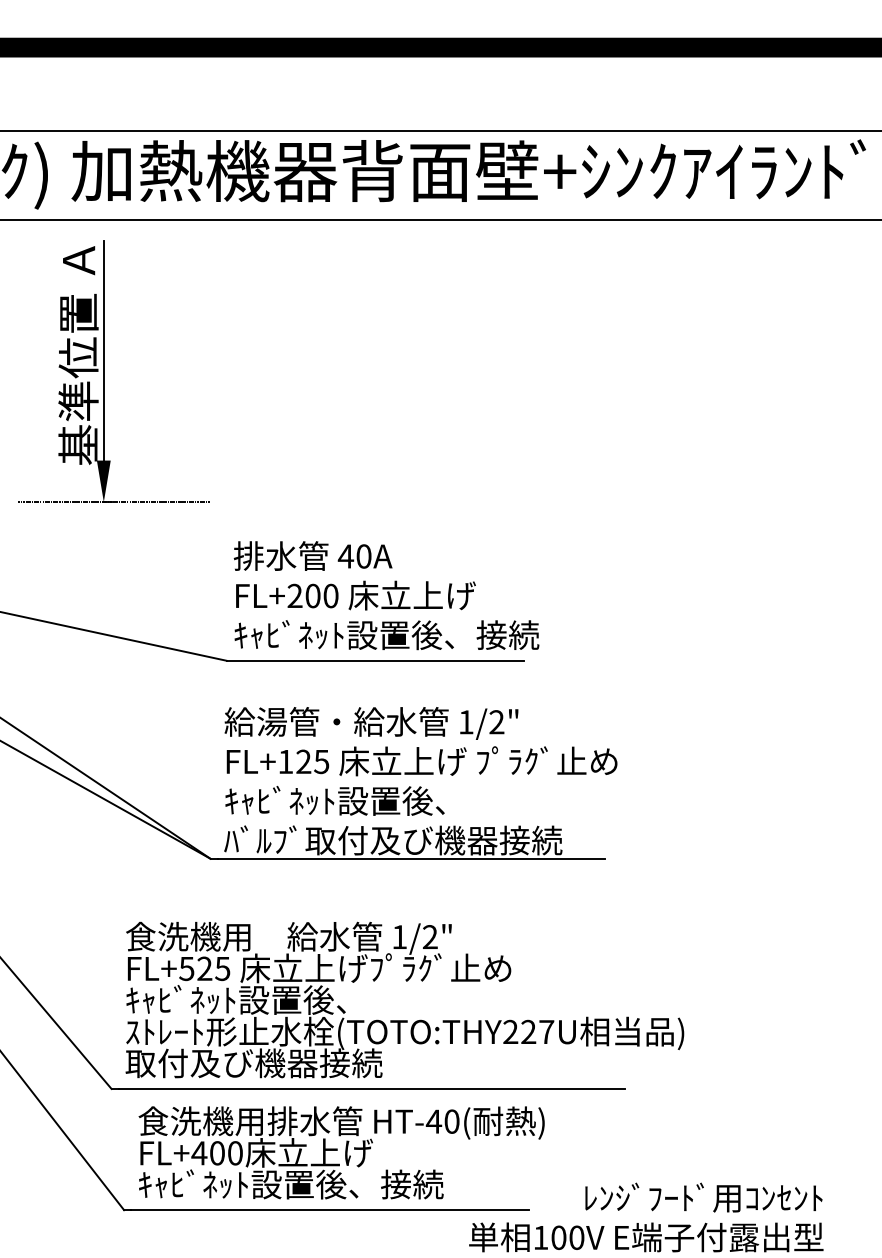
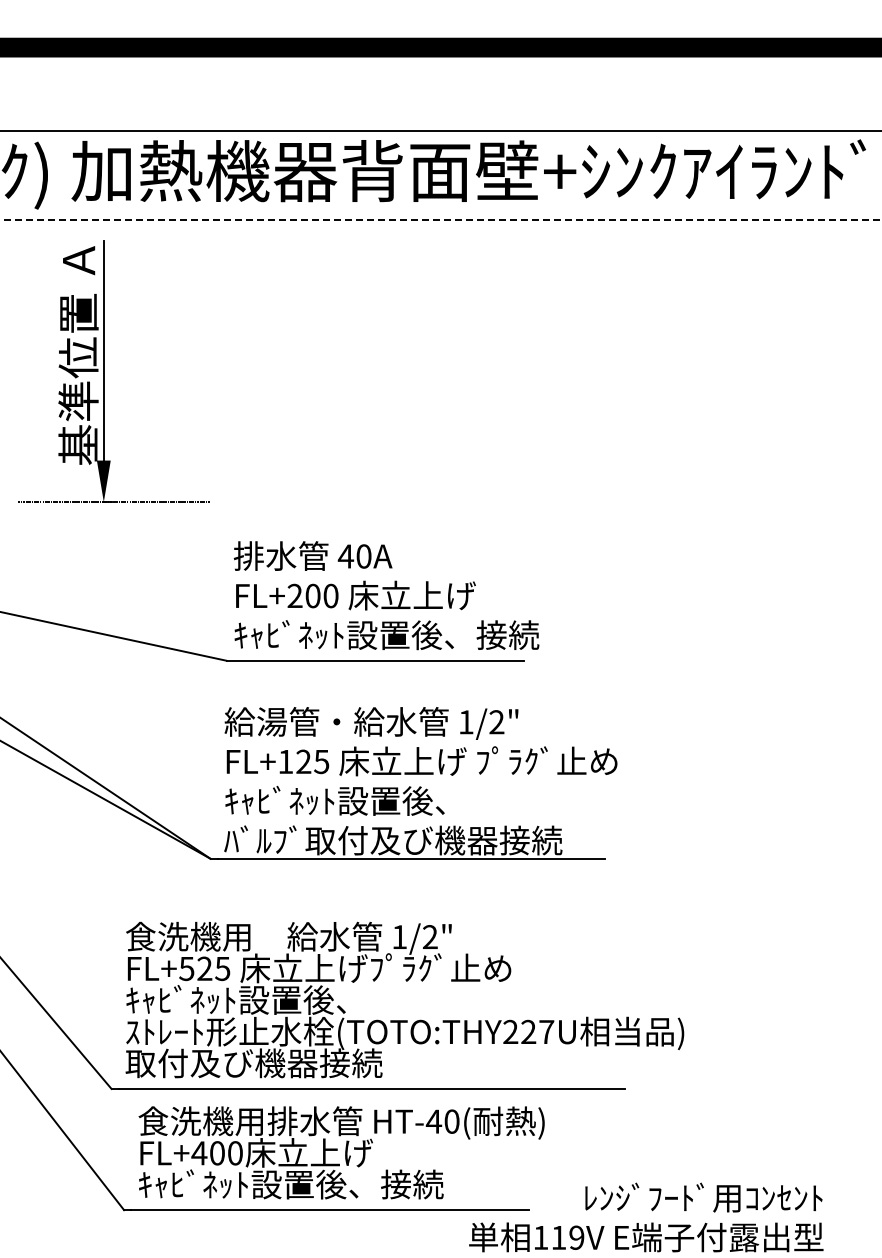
line: solid -> dashed (441, 220)
text: 100V -> 119V (567, 1237)
